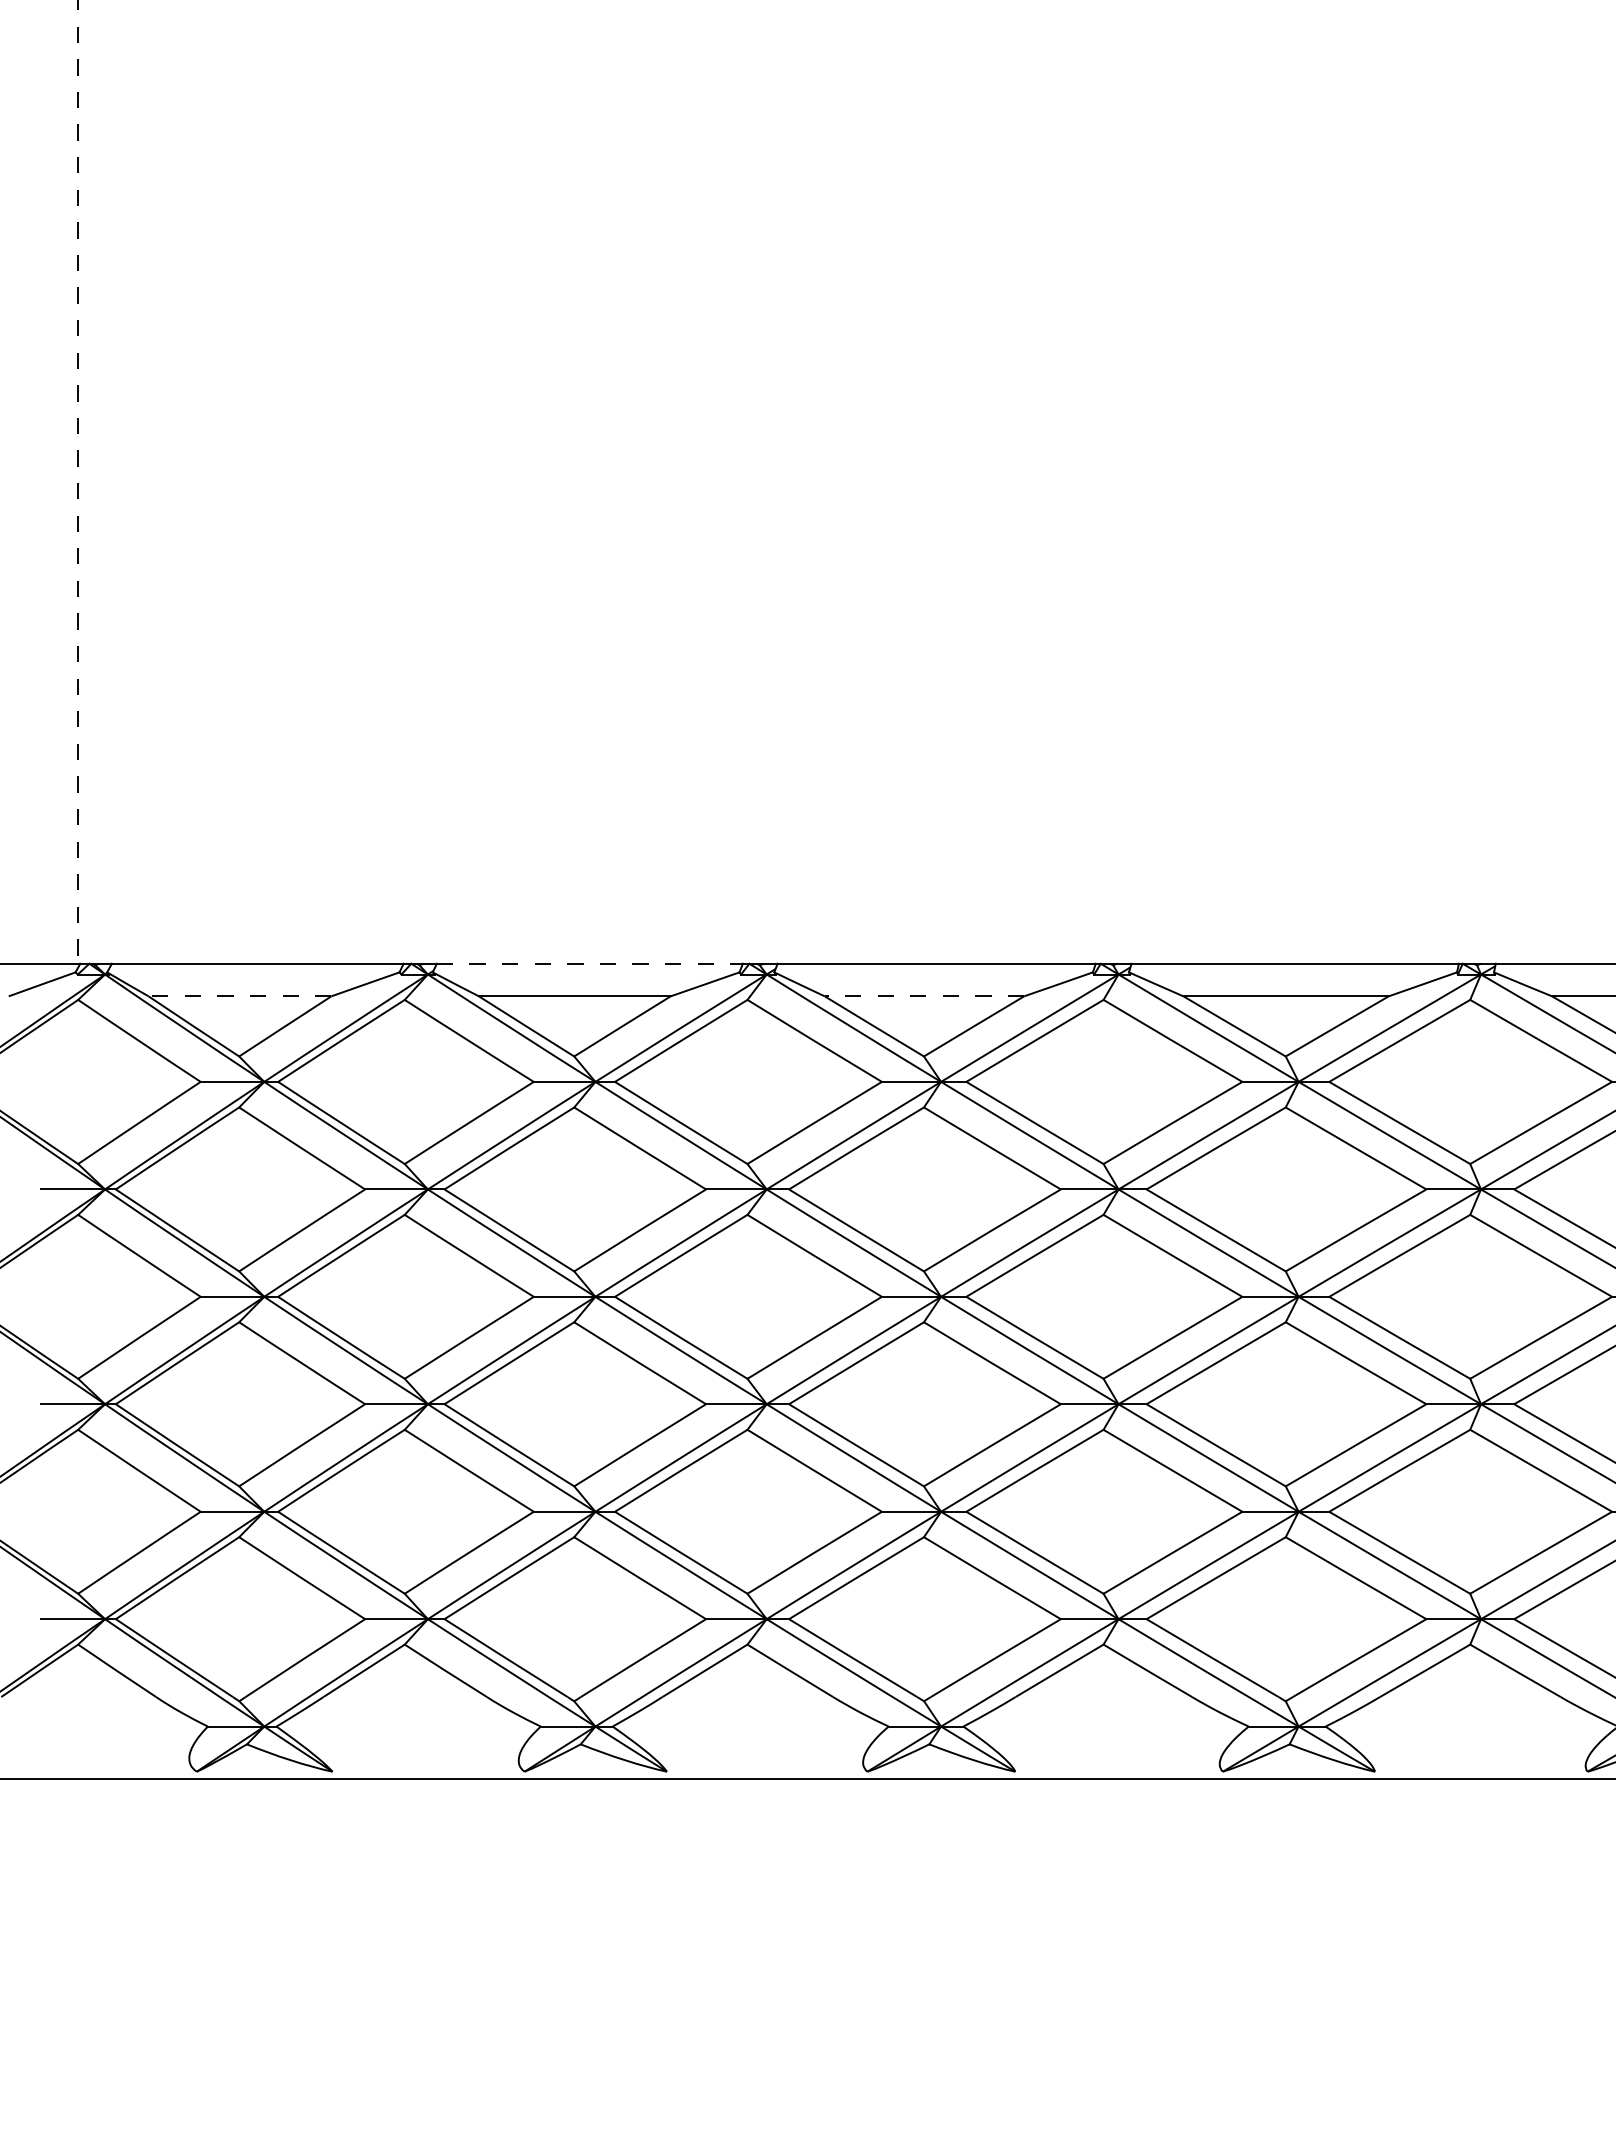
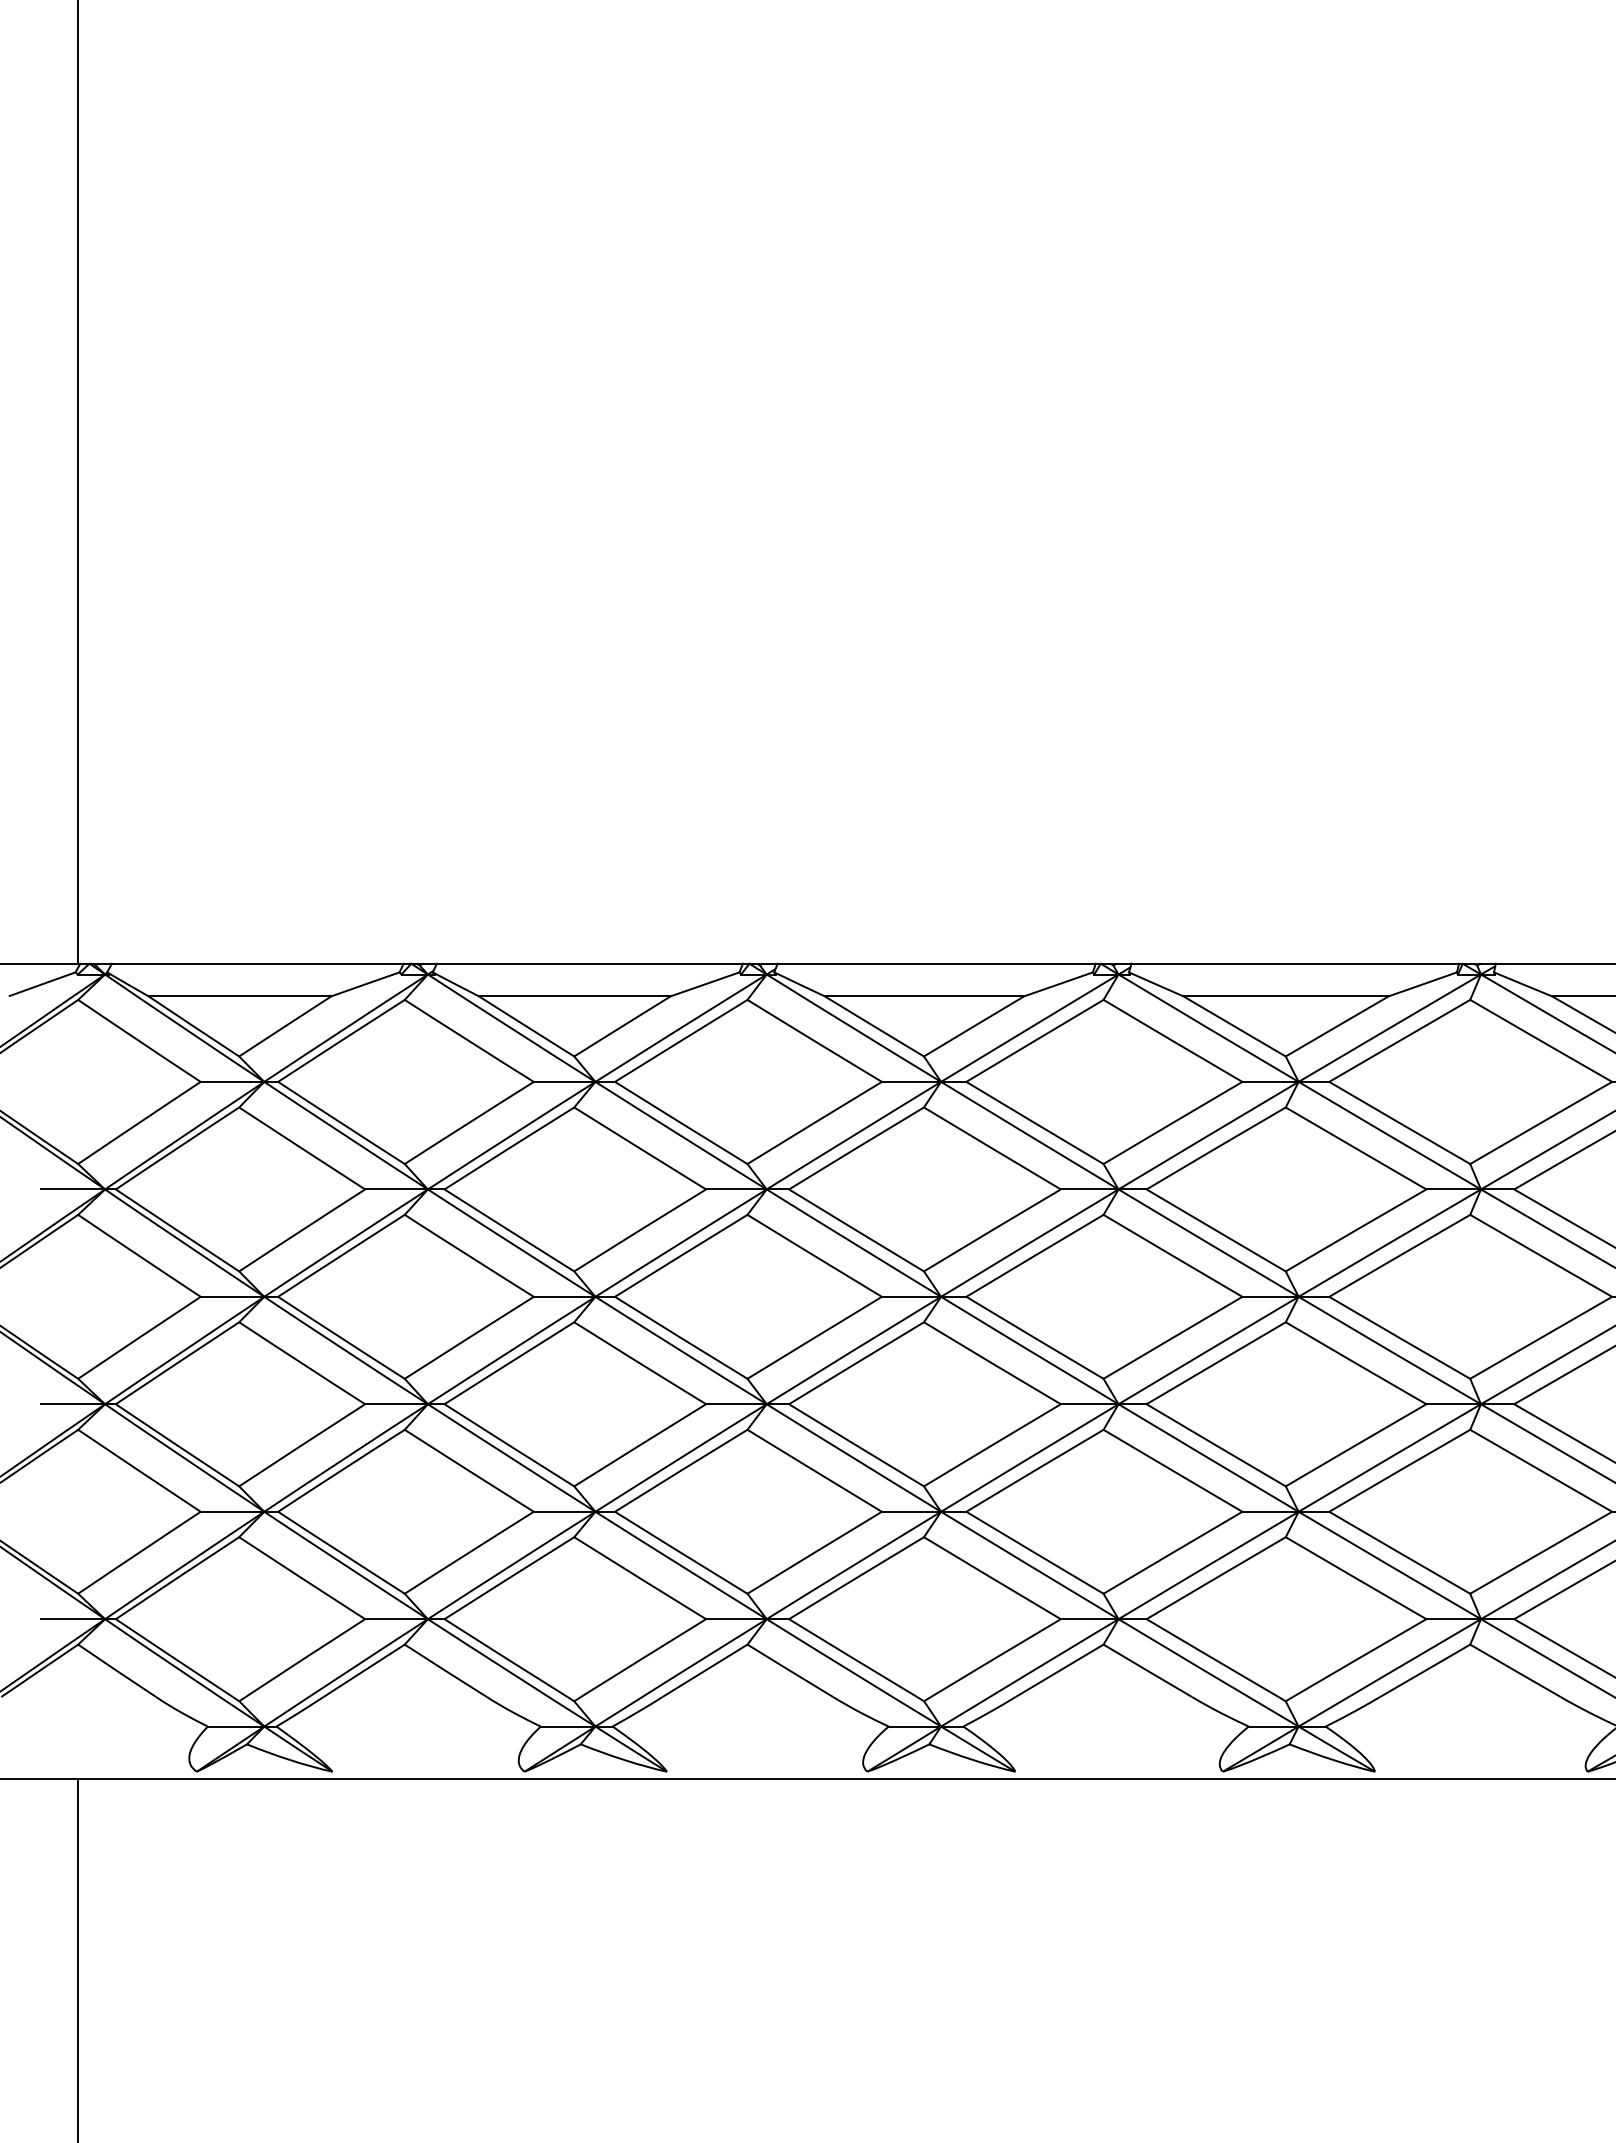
line: dashed -> solid (78, 482)
line: dashed -> solid (590, 963)
line: dashed -> solid (239, 996)
line: dashed -> solid (924, 996)
line: none -> present (78, 1958)
